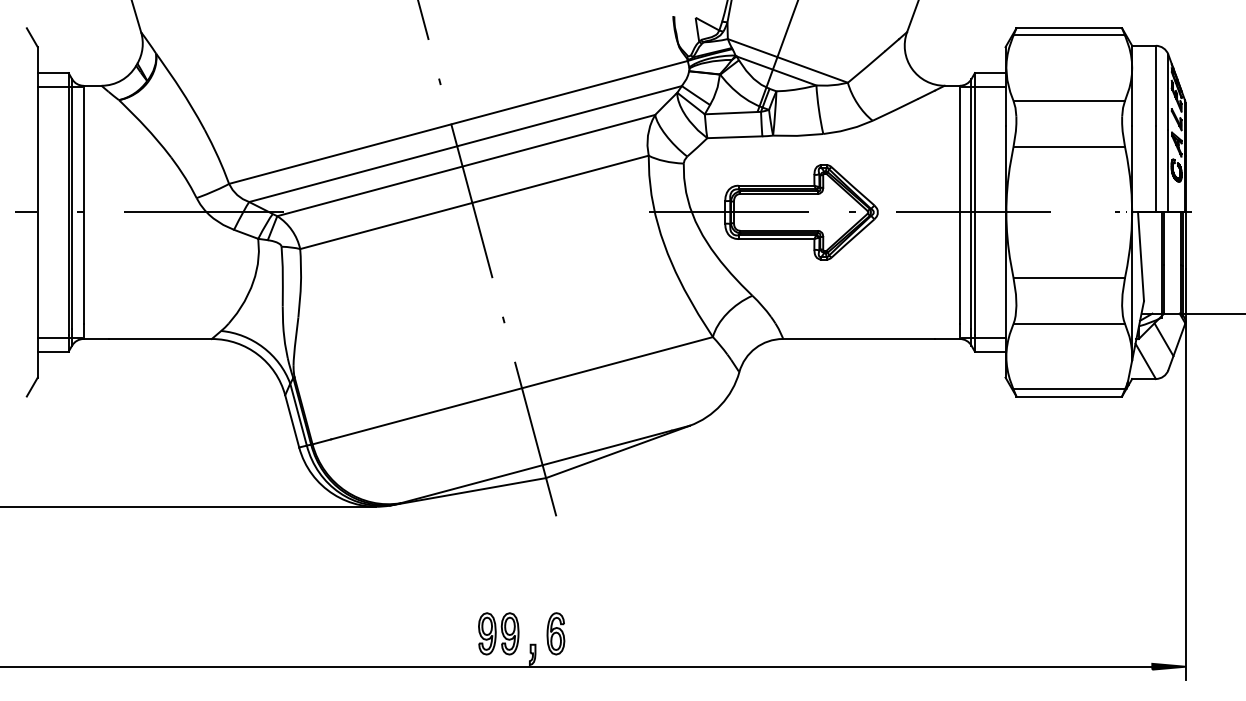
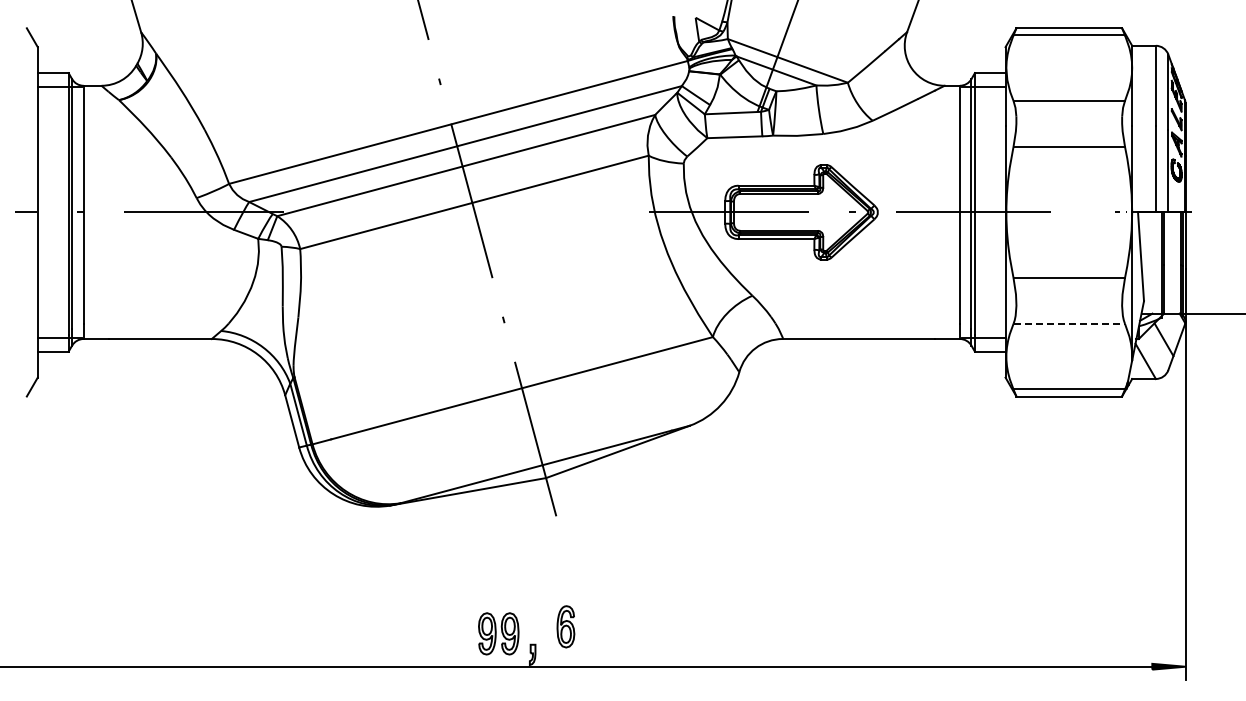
line: solid -> dashed (1069, 323)
line: present -> none (189, 506)
part position: (555, 633) -> (565, 626) (565, 626)
